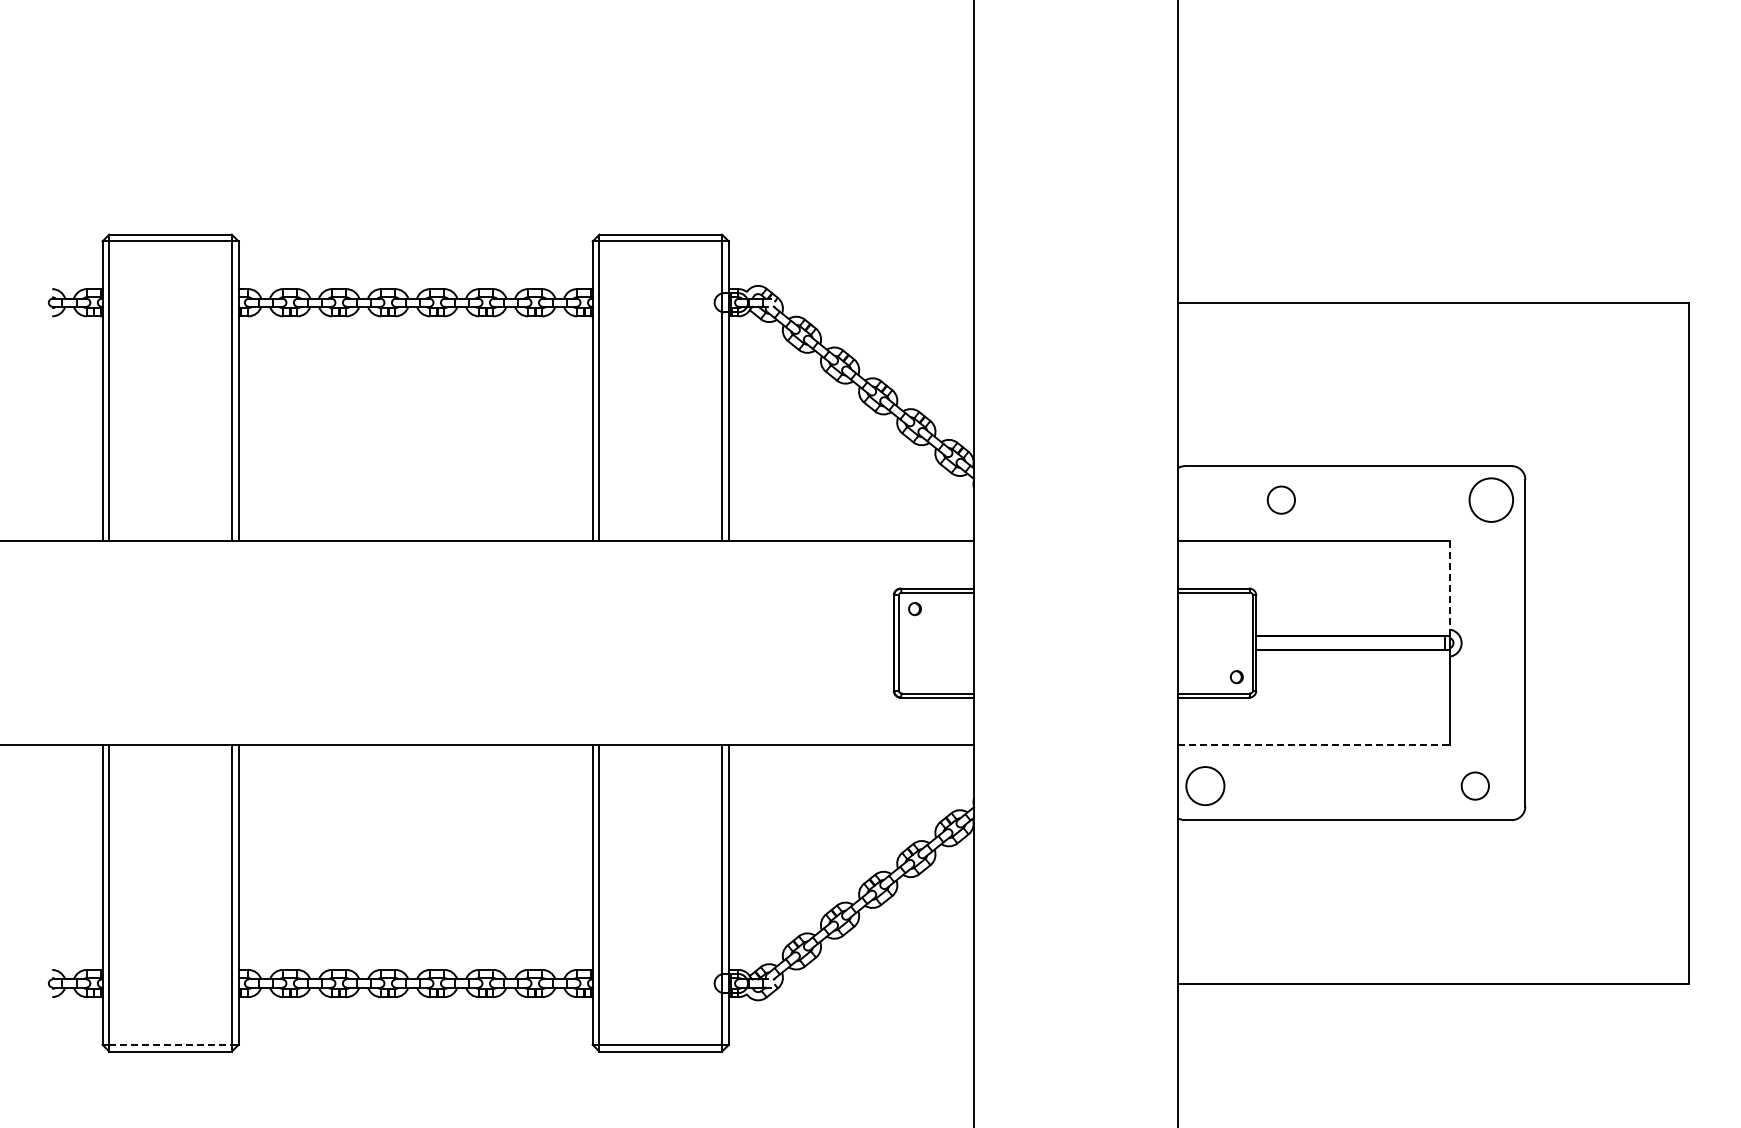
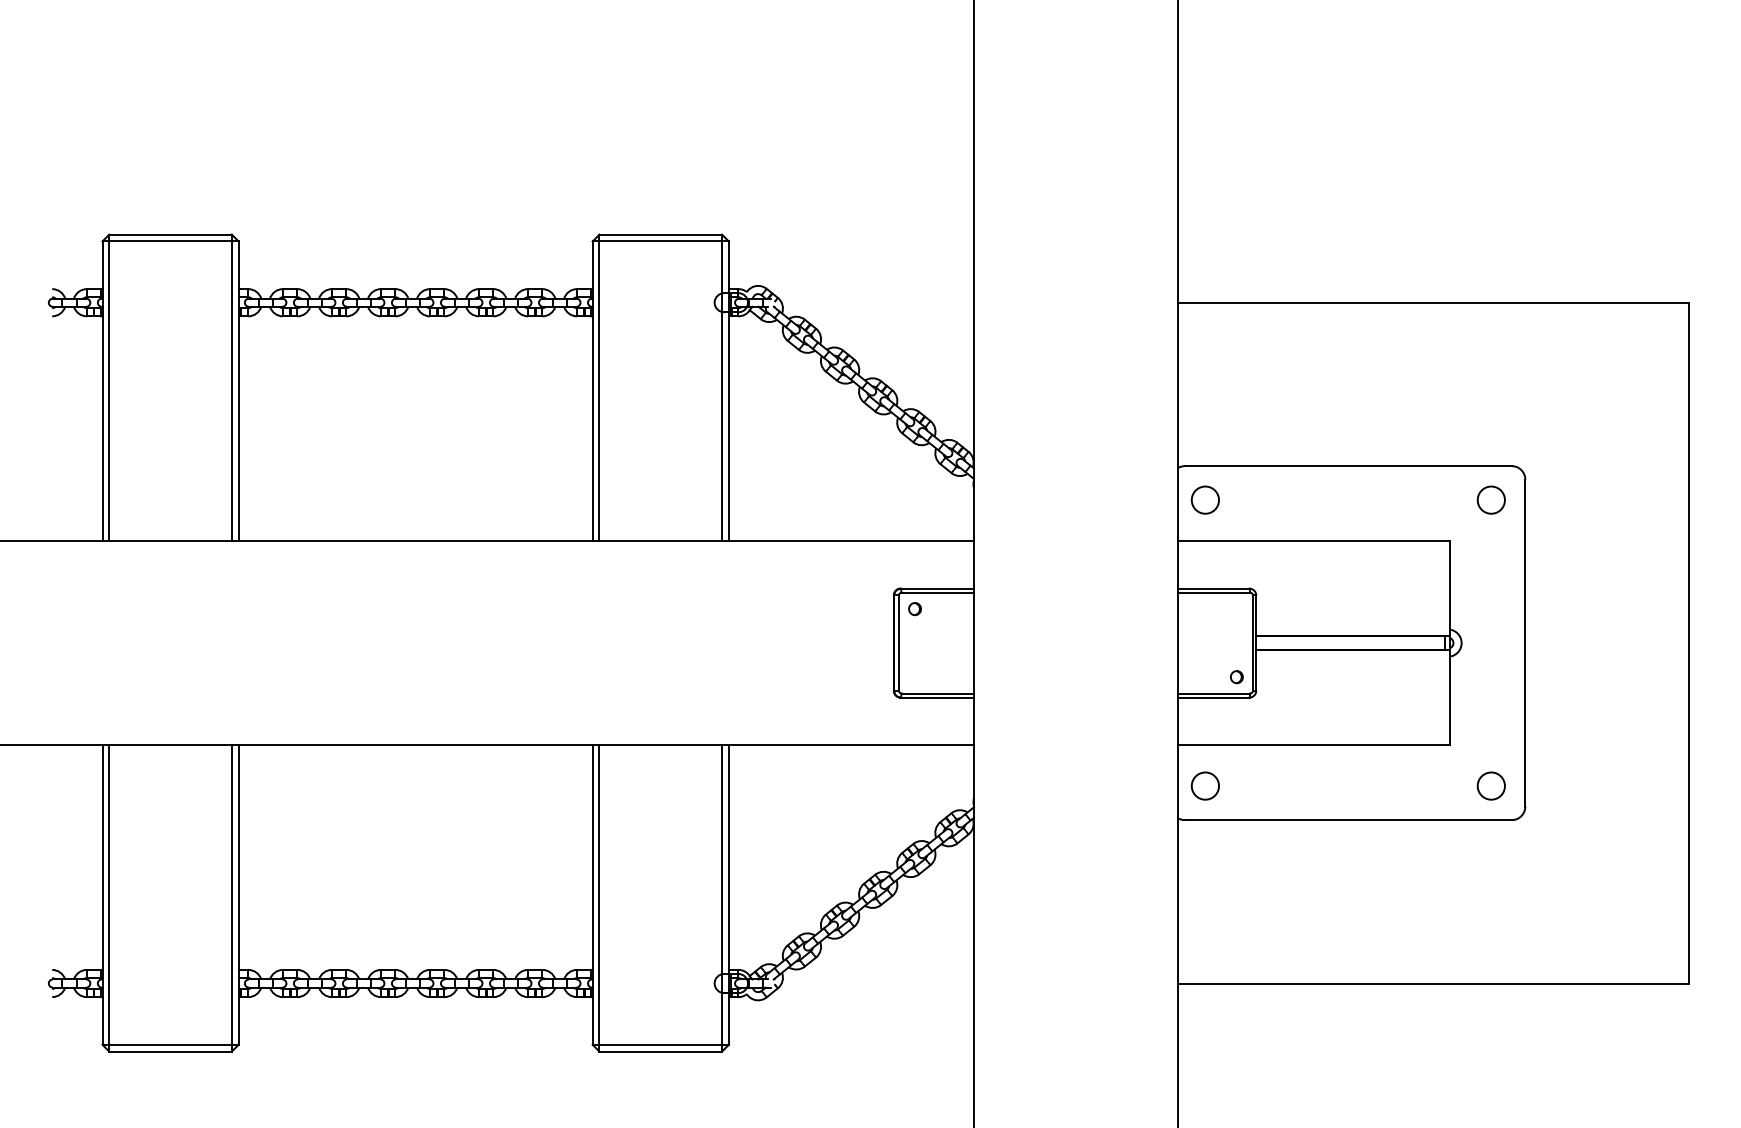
circle position: (1280, 499) -> (1204, 499) (1204, 499)
circle diameter: 44 px -> 27 px (1490, 499)
line: dashed -> solid (1450, 588)
line: dashed -> solid (1314, 745)
circle position: (1474, 785) -> (1490, 785) (1490, 785)
circle diameter: 38 px -> 27 px (1205, 785)
line: dashed -> solid (171, 1044)
